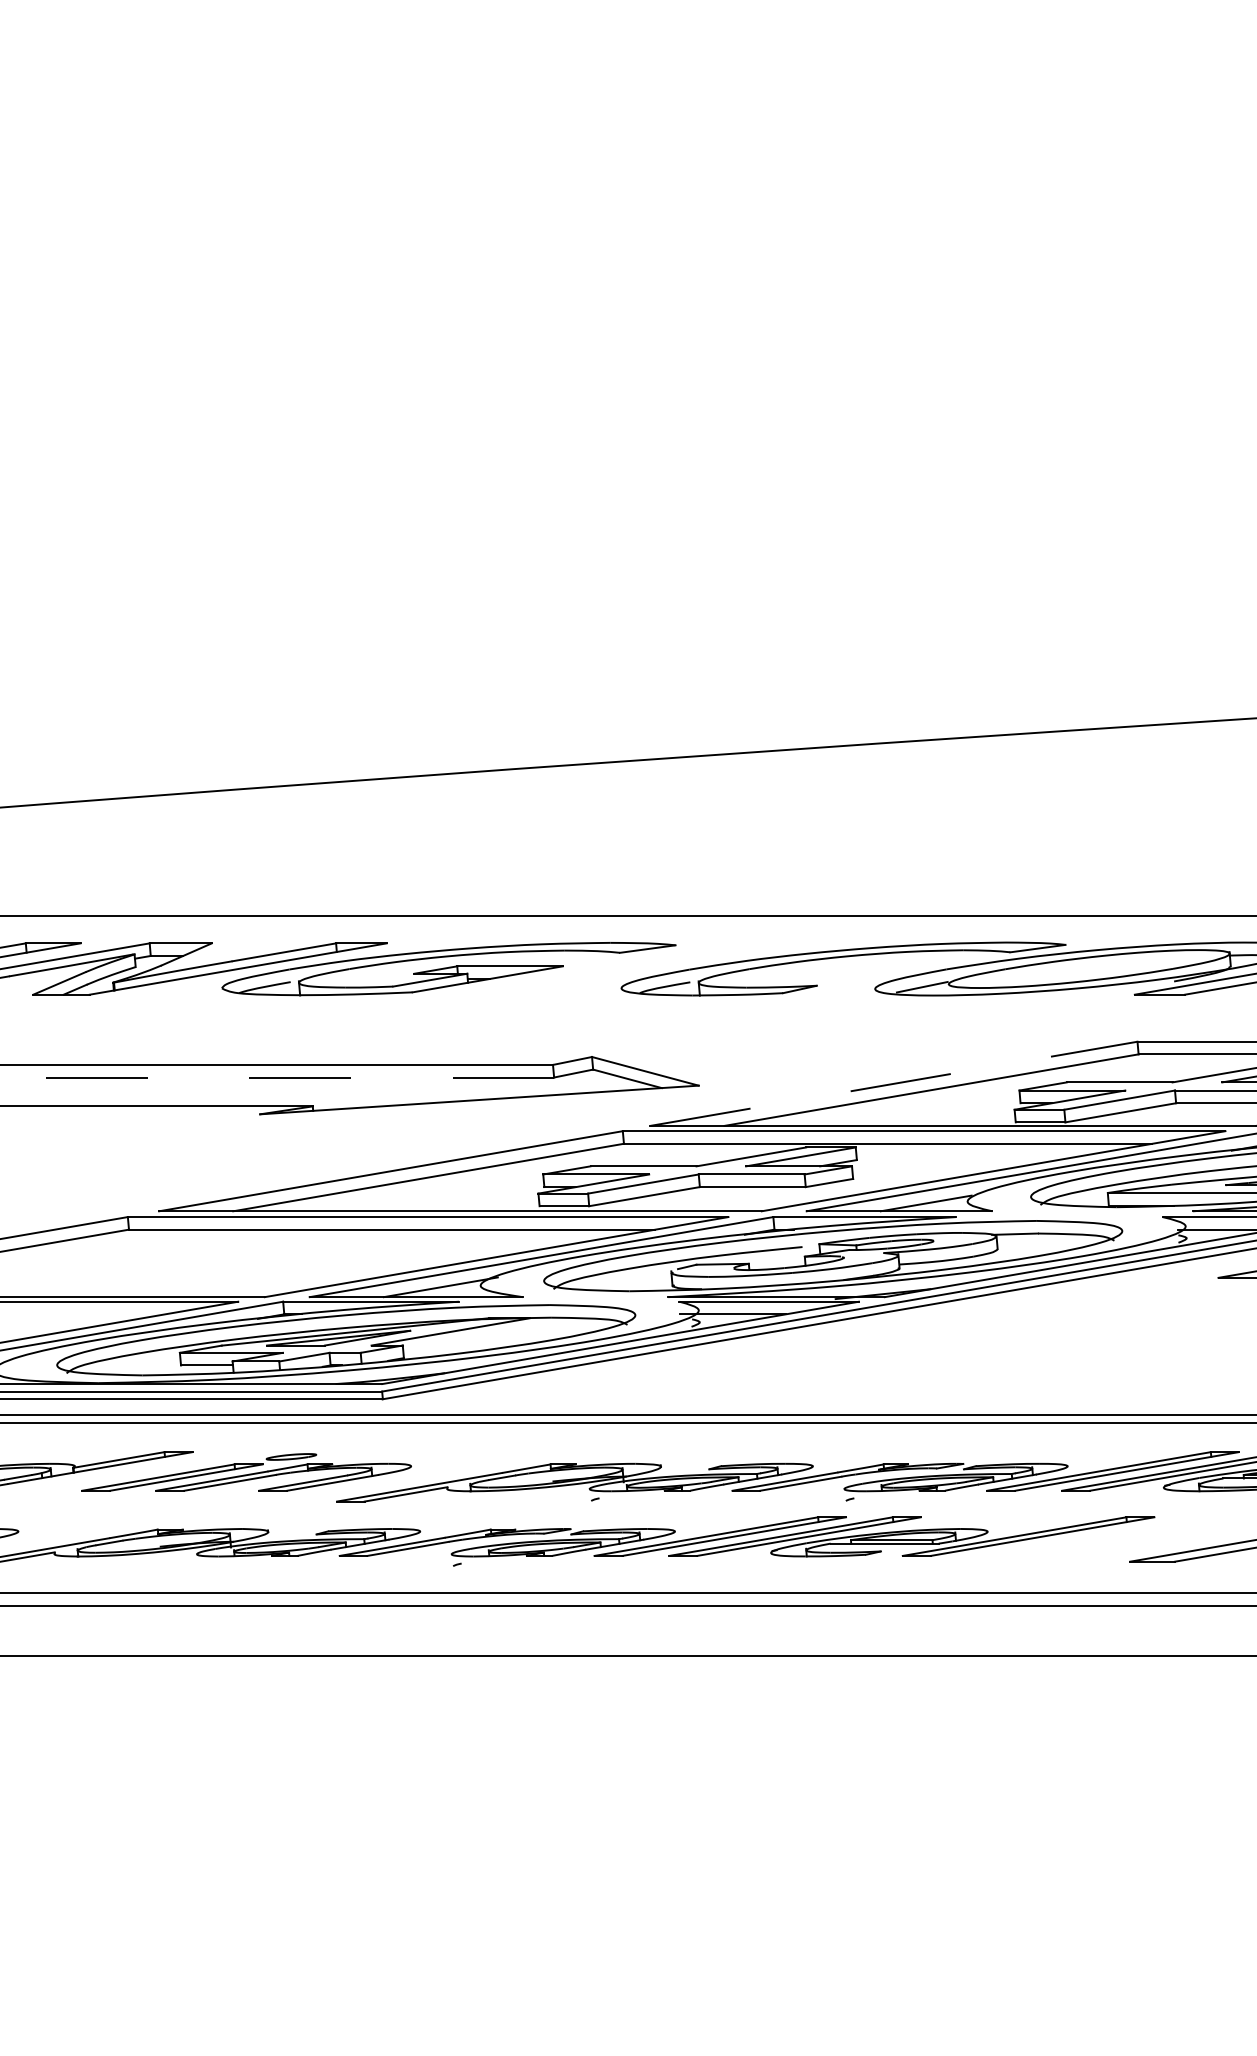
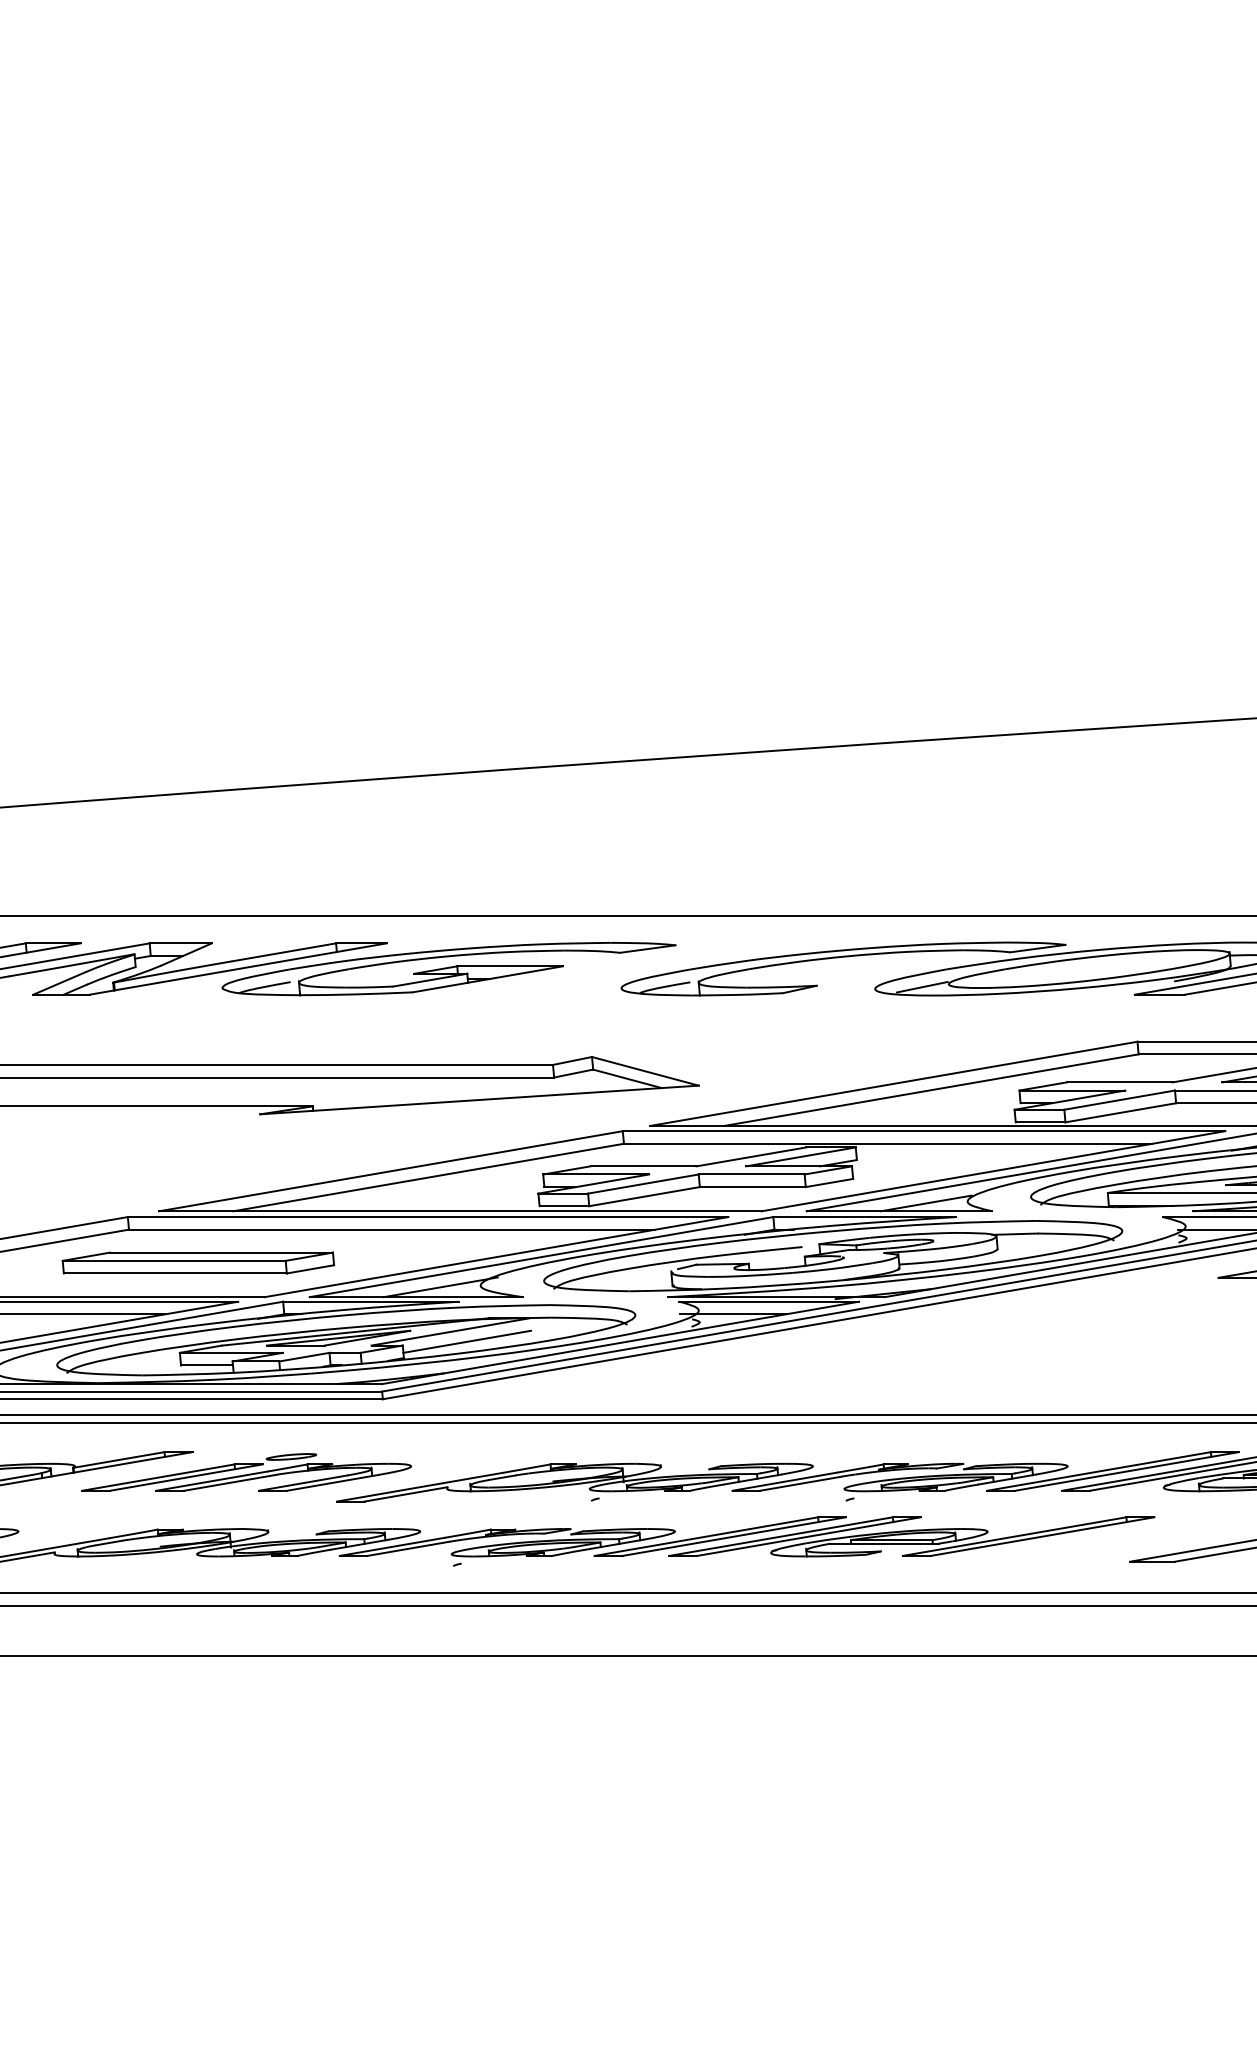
line: dashed -> solid (277, 1077)
line: dashed -> solid (894, 1083)
part: none -> present (198, 1262)
line: none -> present (83, 1314)
line: none -> present (467, 1341)
